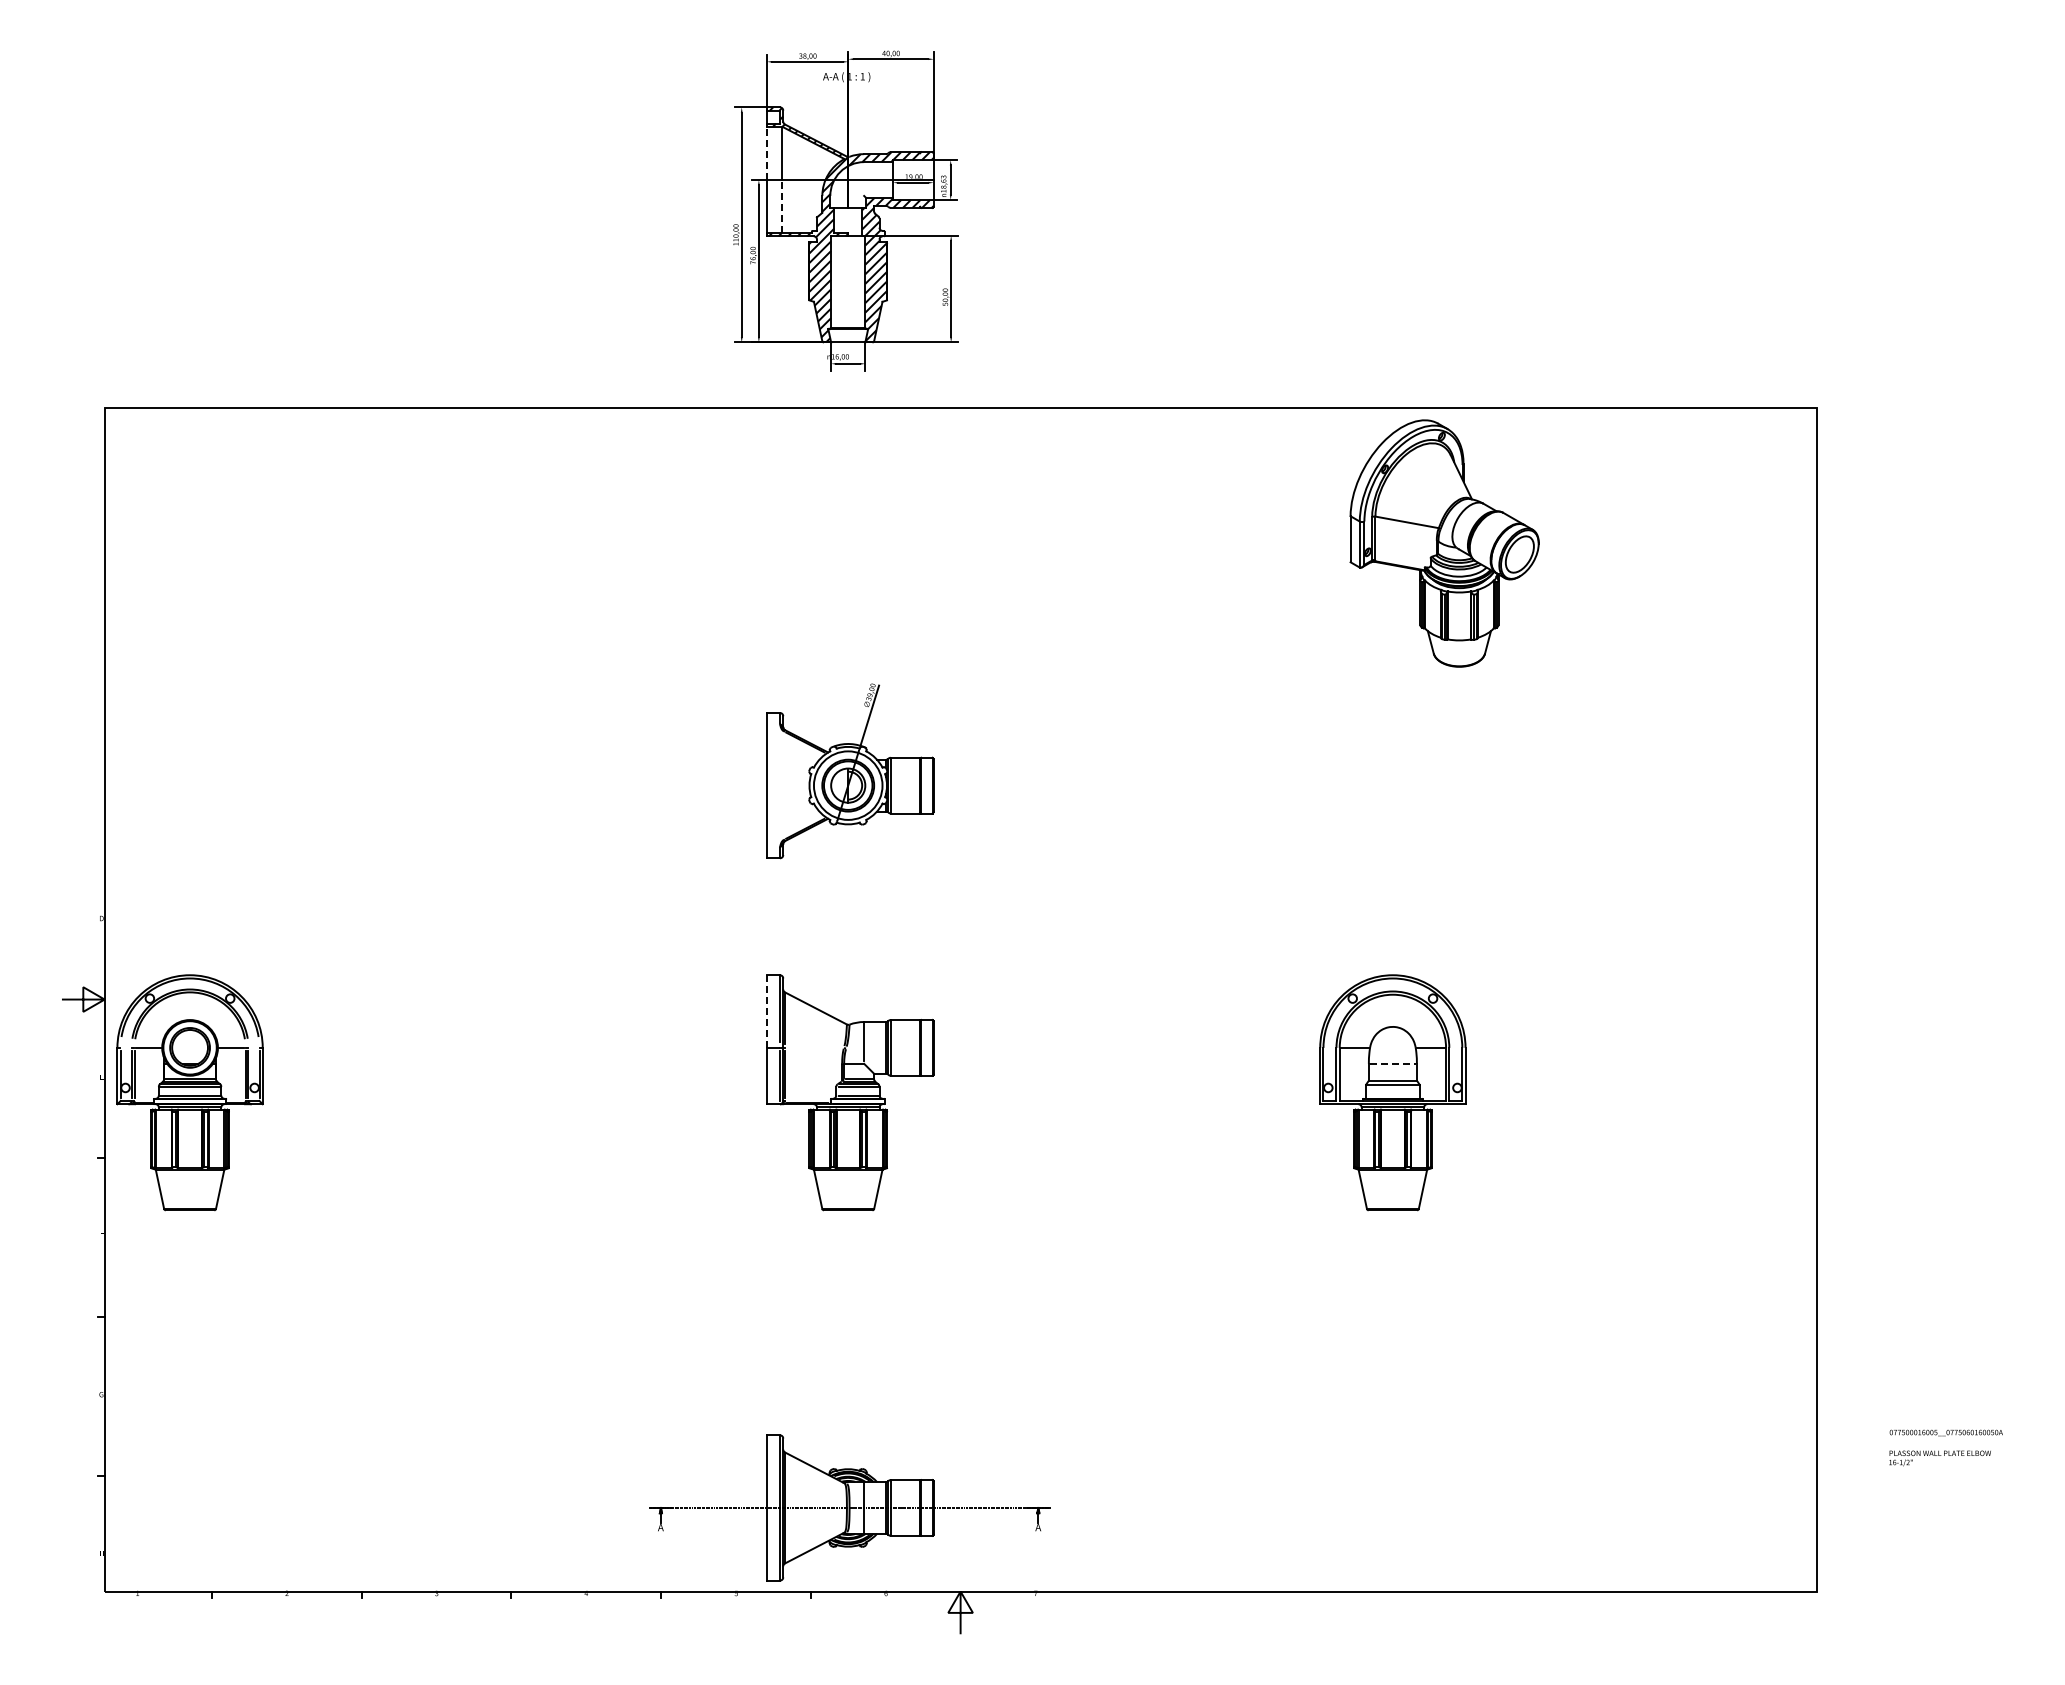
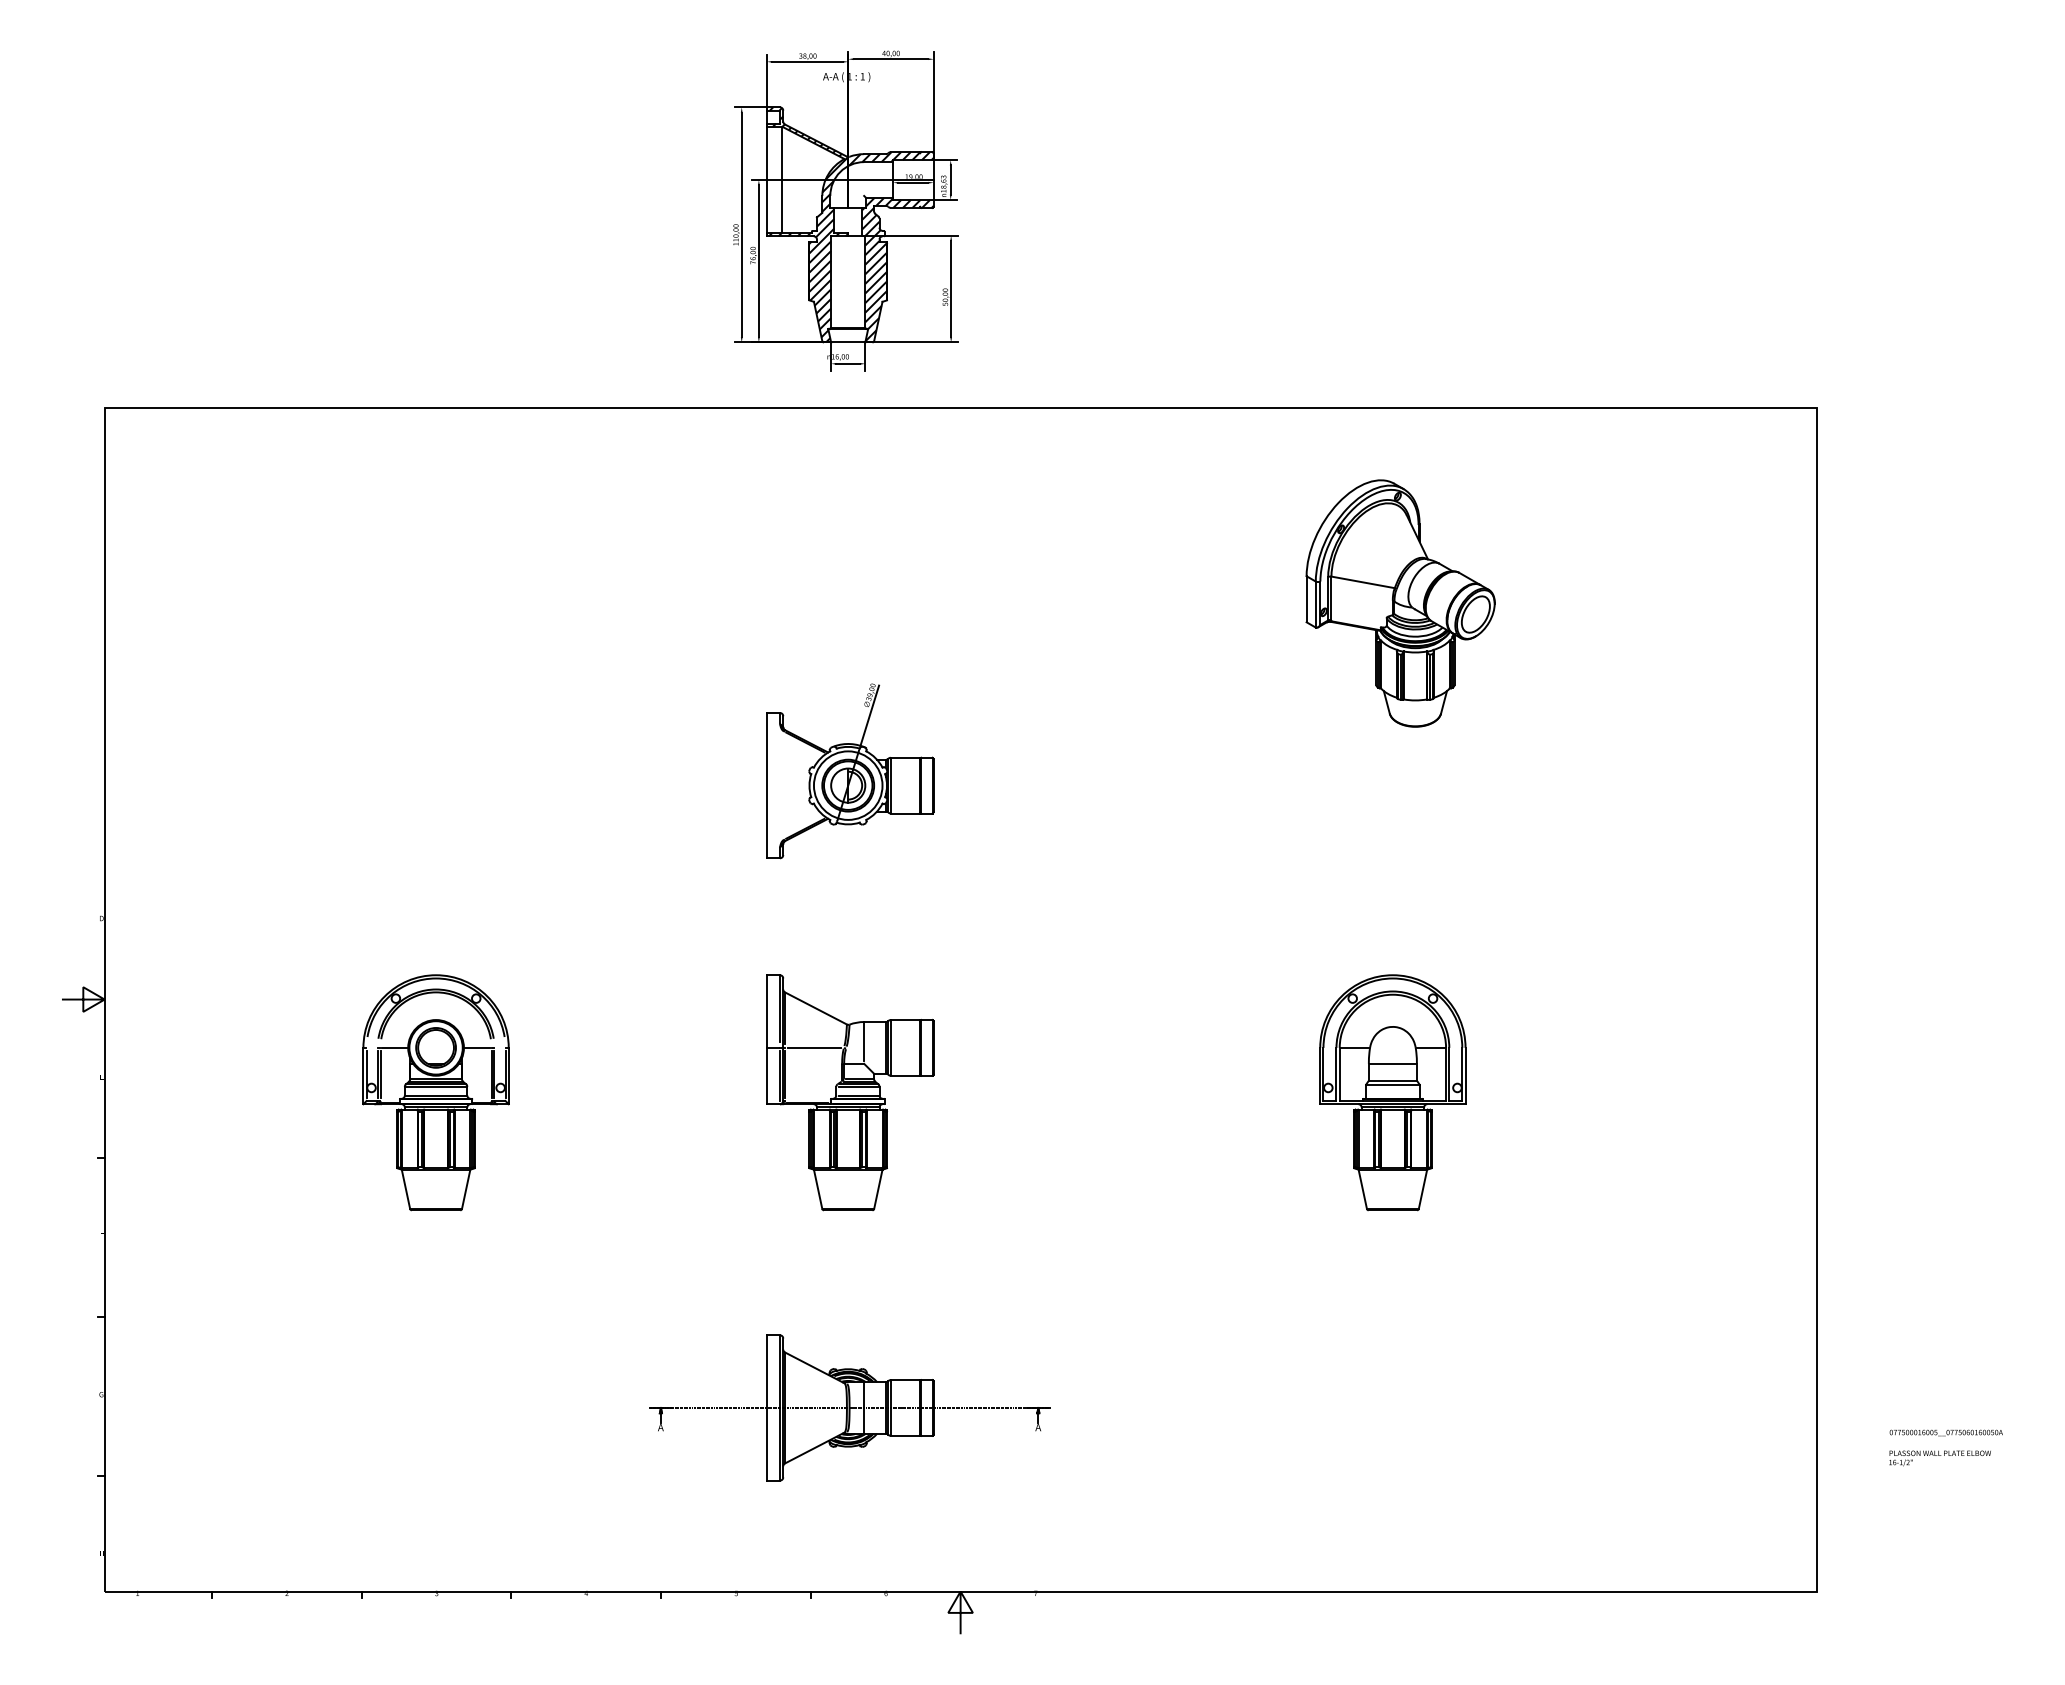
line: dashed -> solid (767, 153)
line: dashed -> solid (782, 206)
part position: (1444, 543) -> (1400, 603) (1400, 603)
line: dashed -> solid (767, 1012)
line: none -> present (814, 1047)
line: dashed -> solid (1392, 1063)
part position: (189, 1092) -> (435, 1092) (435, 1092)
part position: (849, 1507) -> (849, 1407) (849, 1407)
